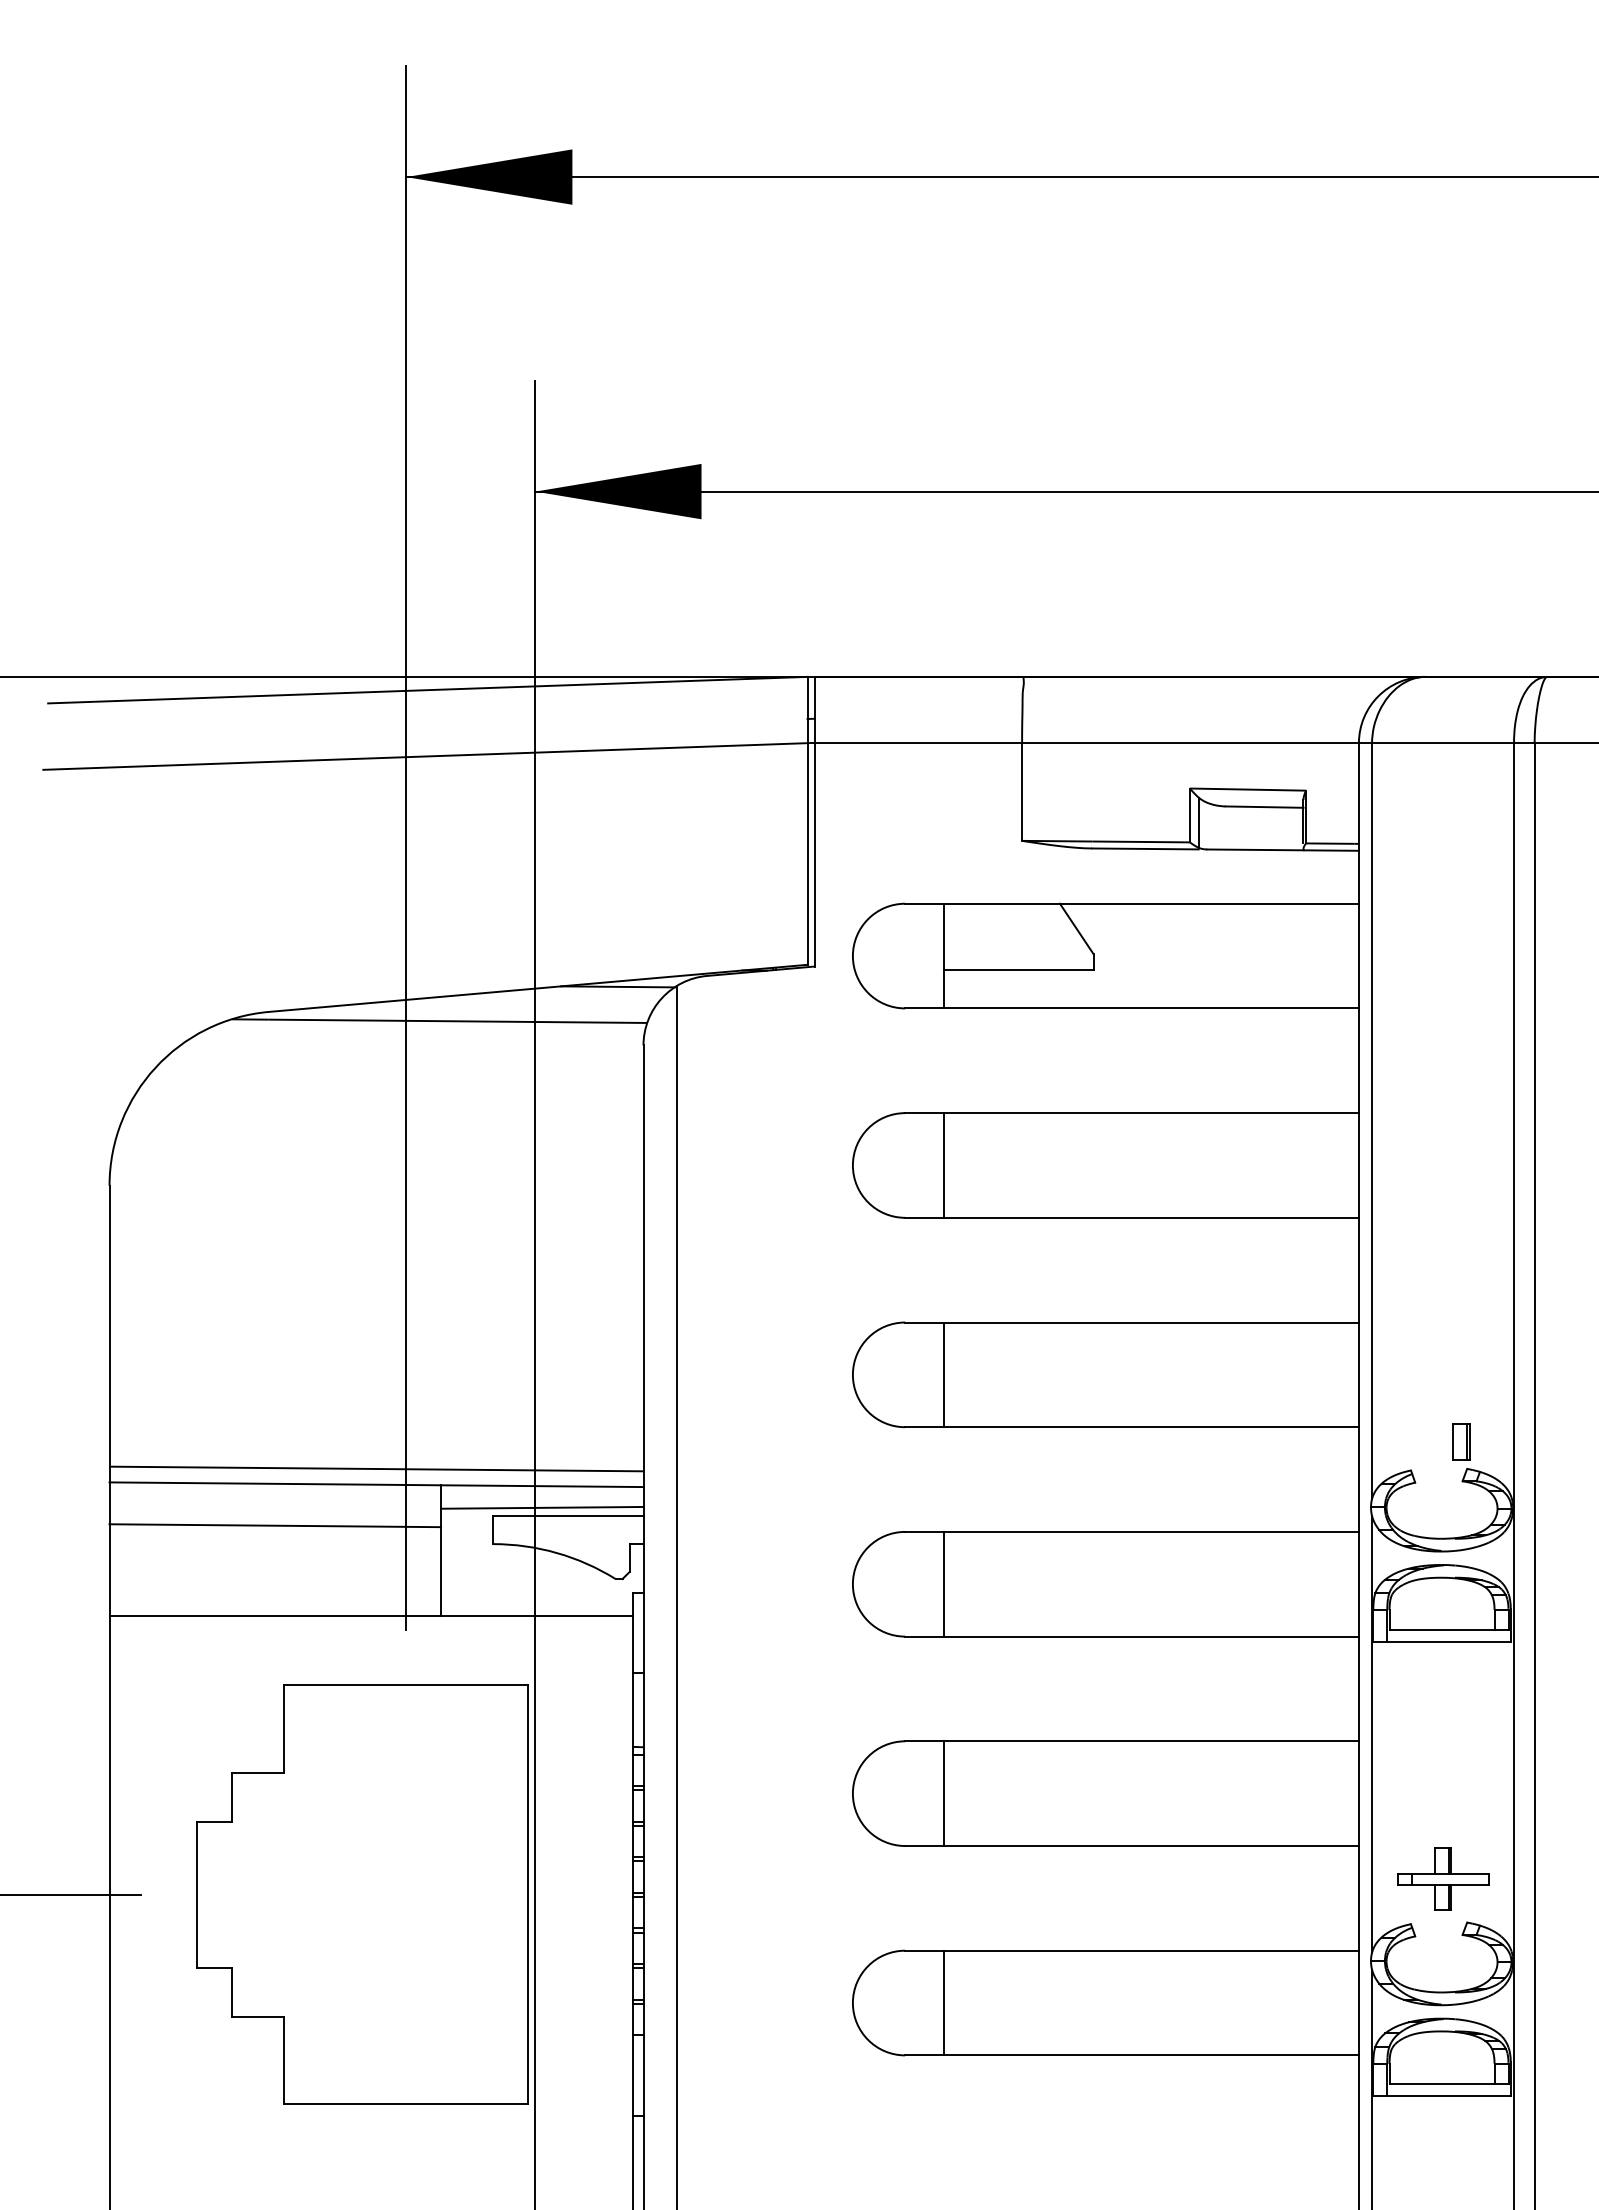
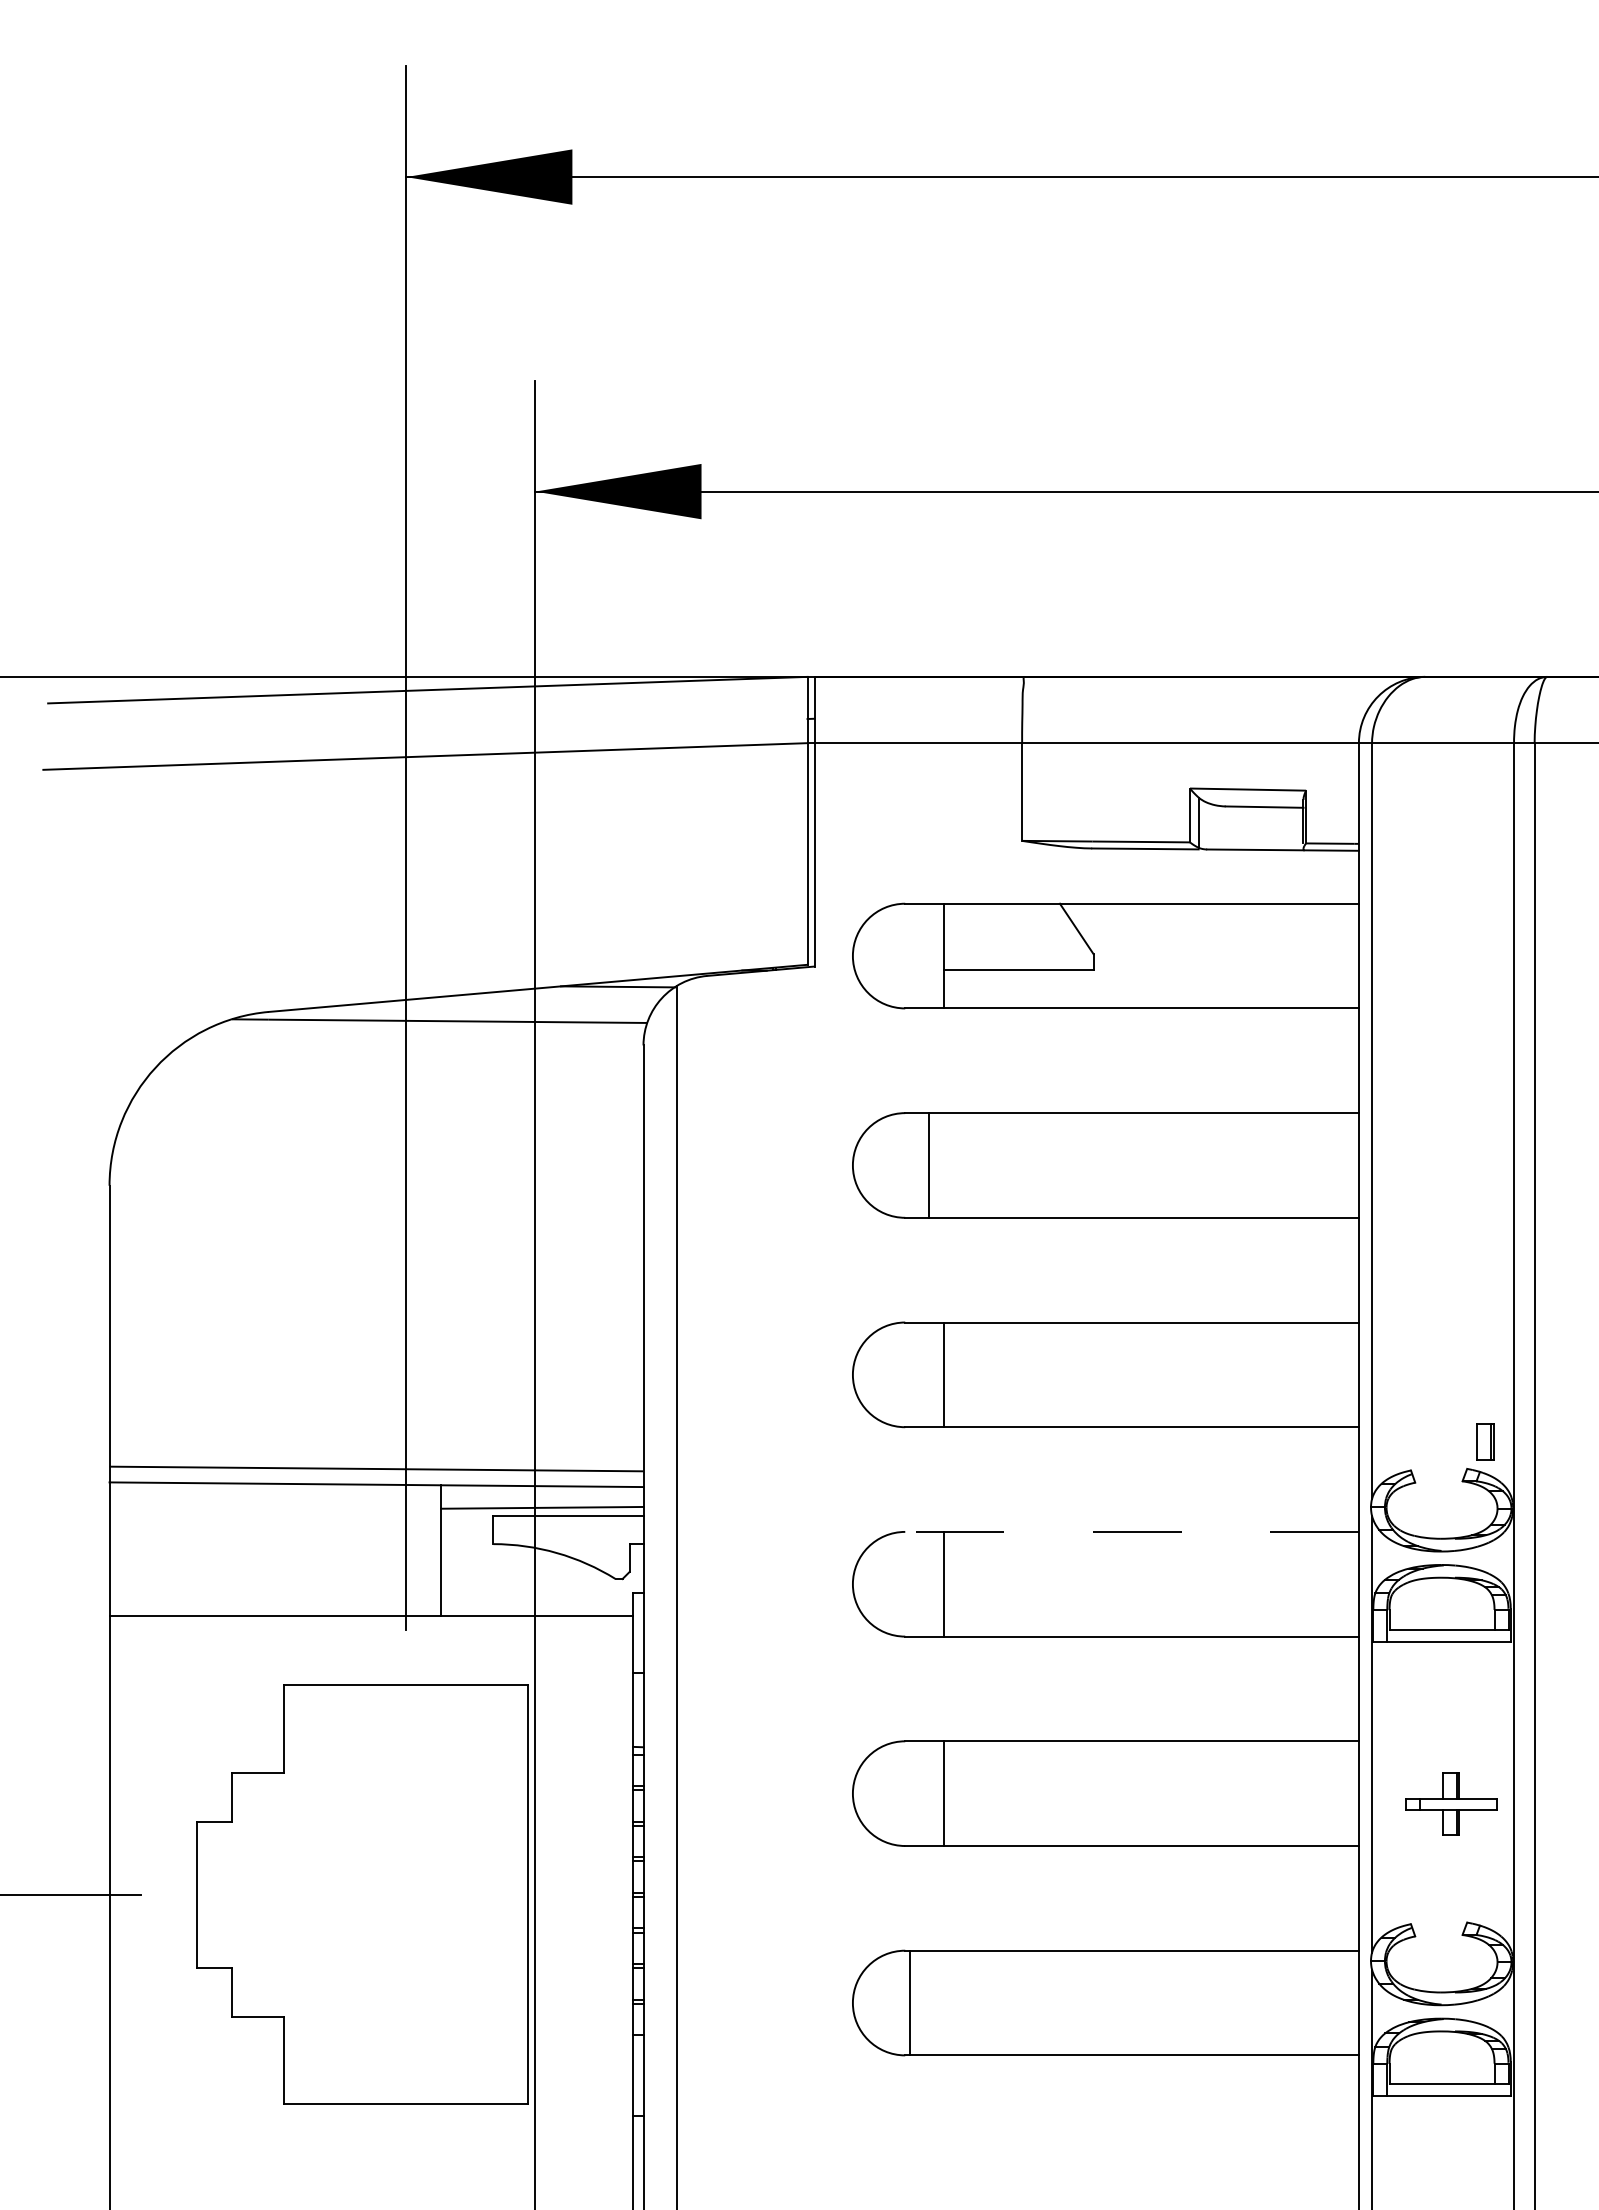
line position: (943, 1165) -> (928, 1165) (928, 1165)
part position: (1461, 1441) -> (1485, 1441) (1485, 1441)
line: present -> none (275, 1525)
line: solid -> dashed (1132, 1531)
part position: (1443, 1878) -> (1451, 1803) (1451, 1803)
line position: (943, 2002) -> (909, 2002) (909, 2002)
